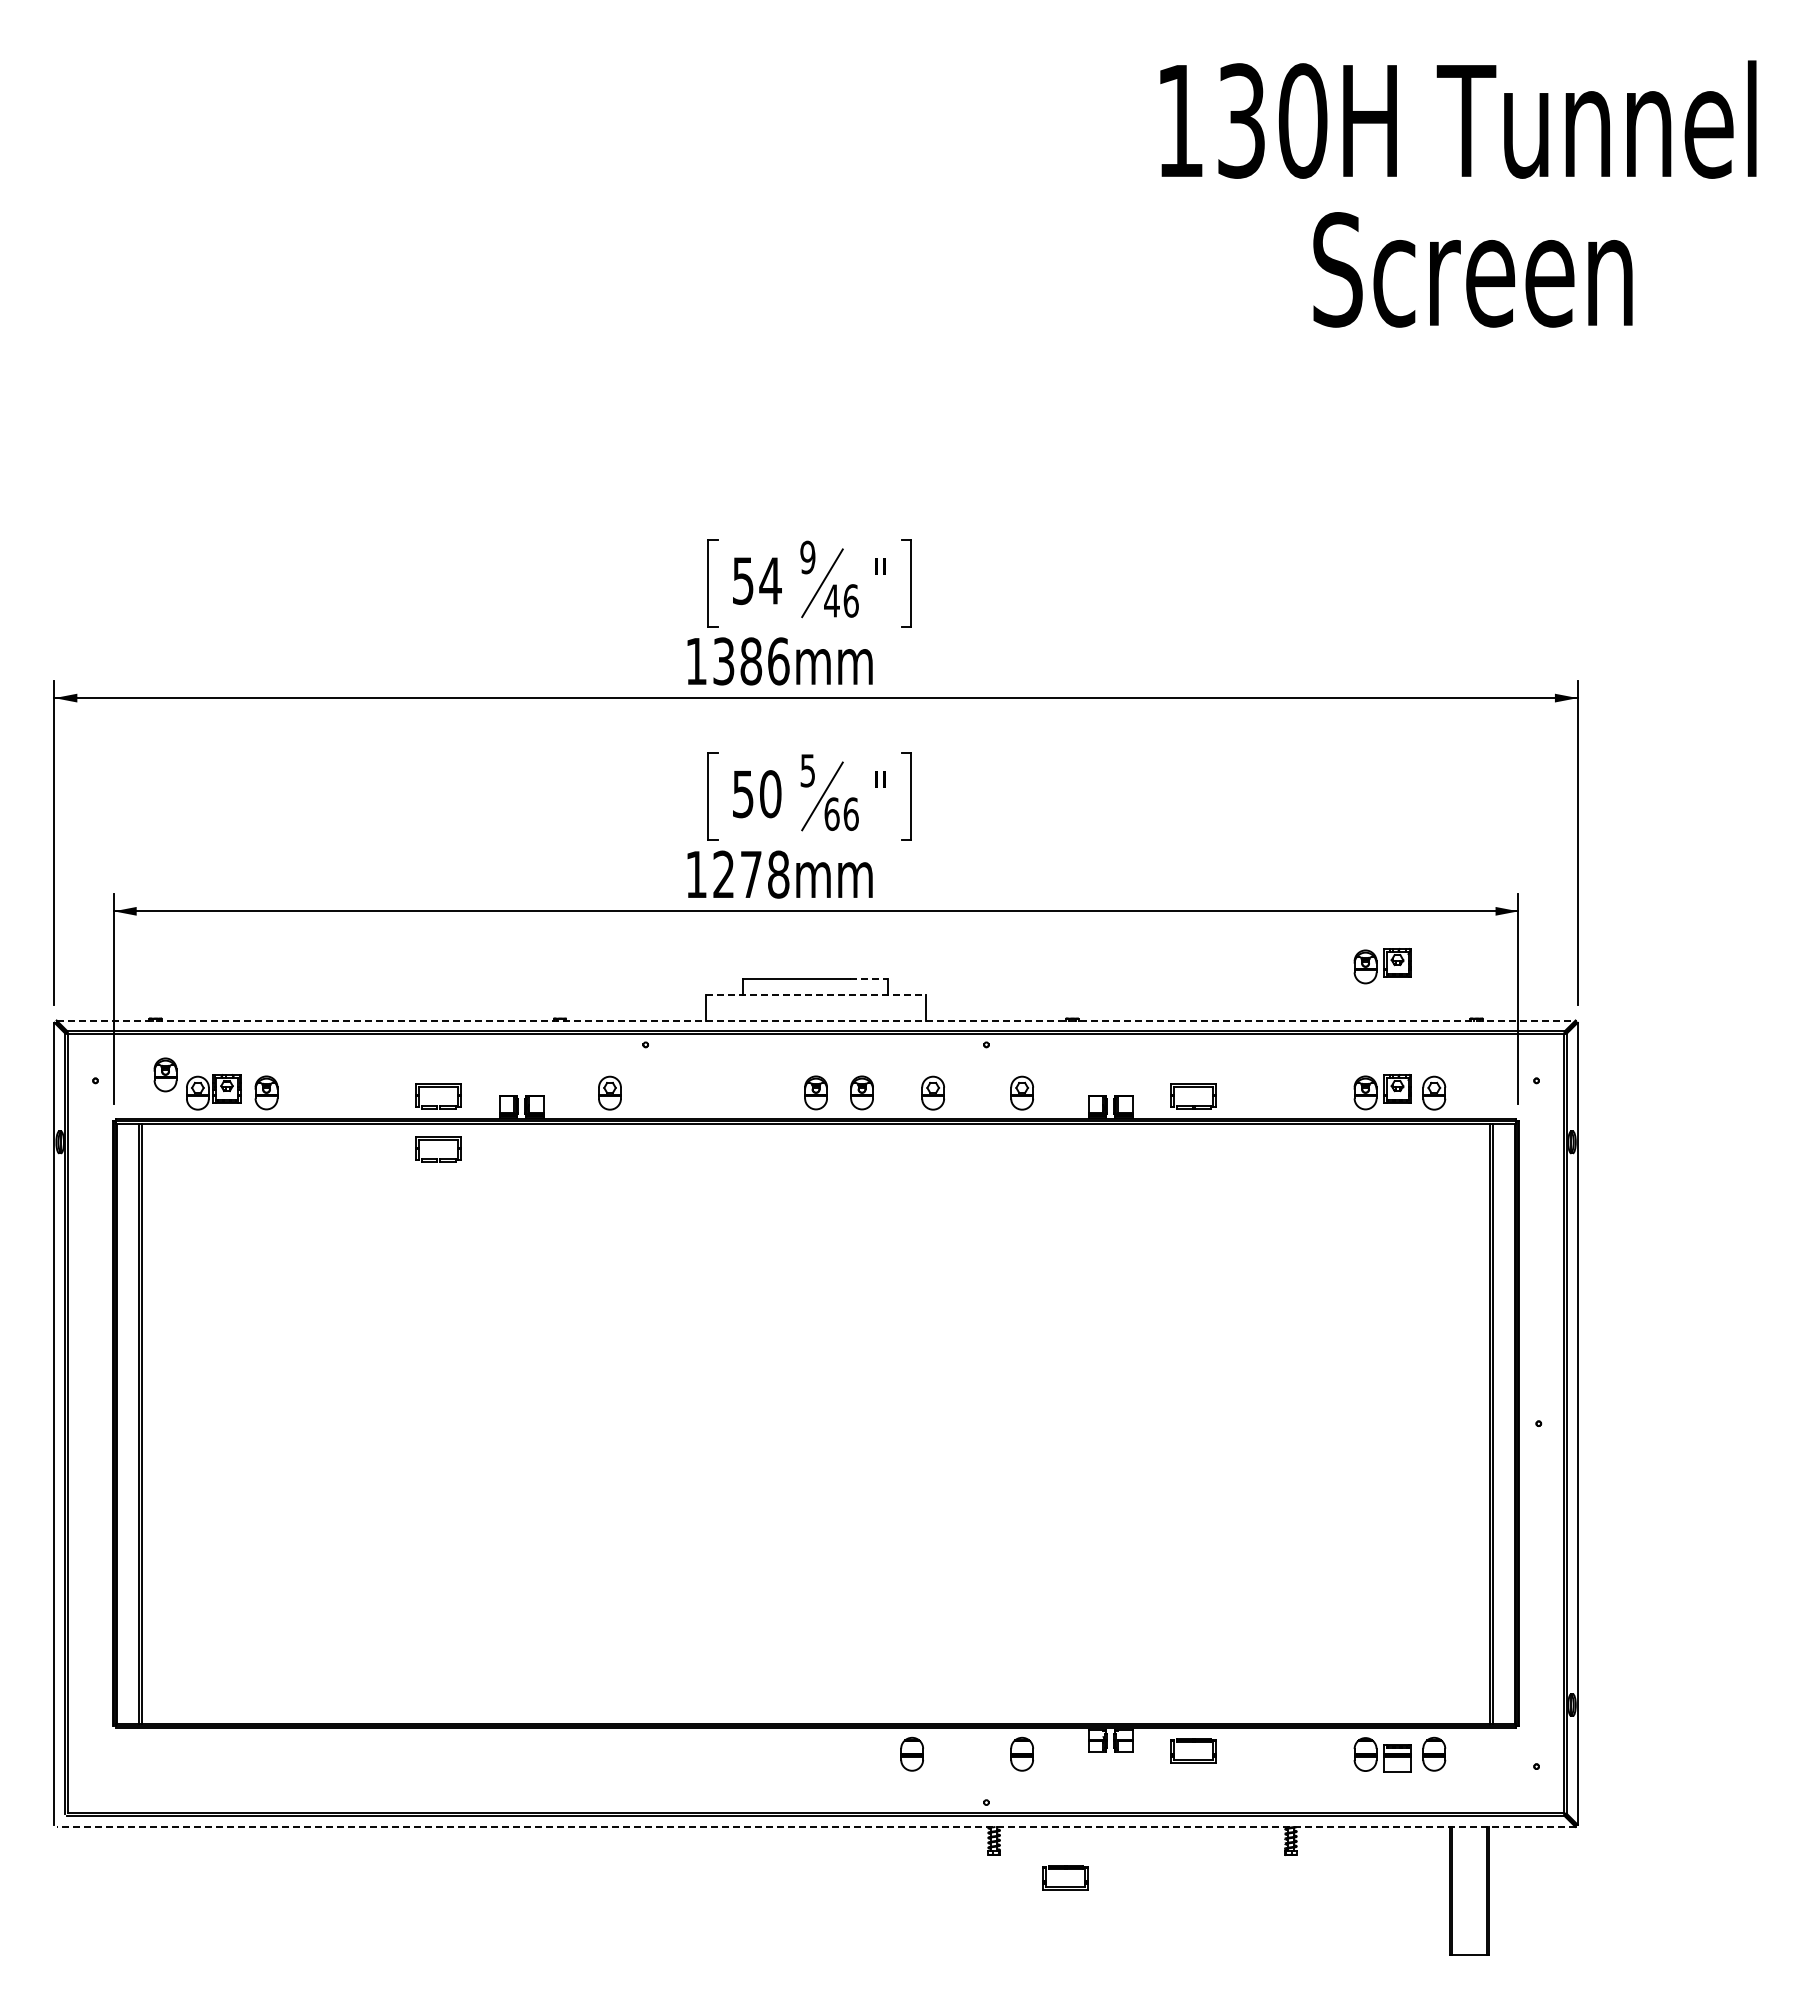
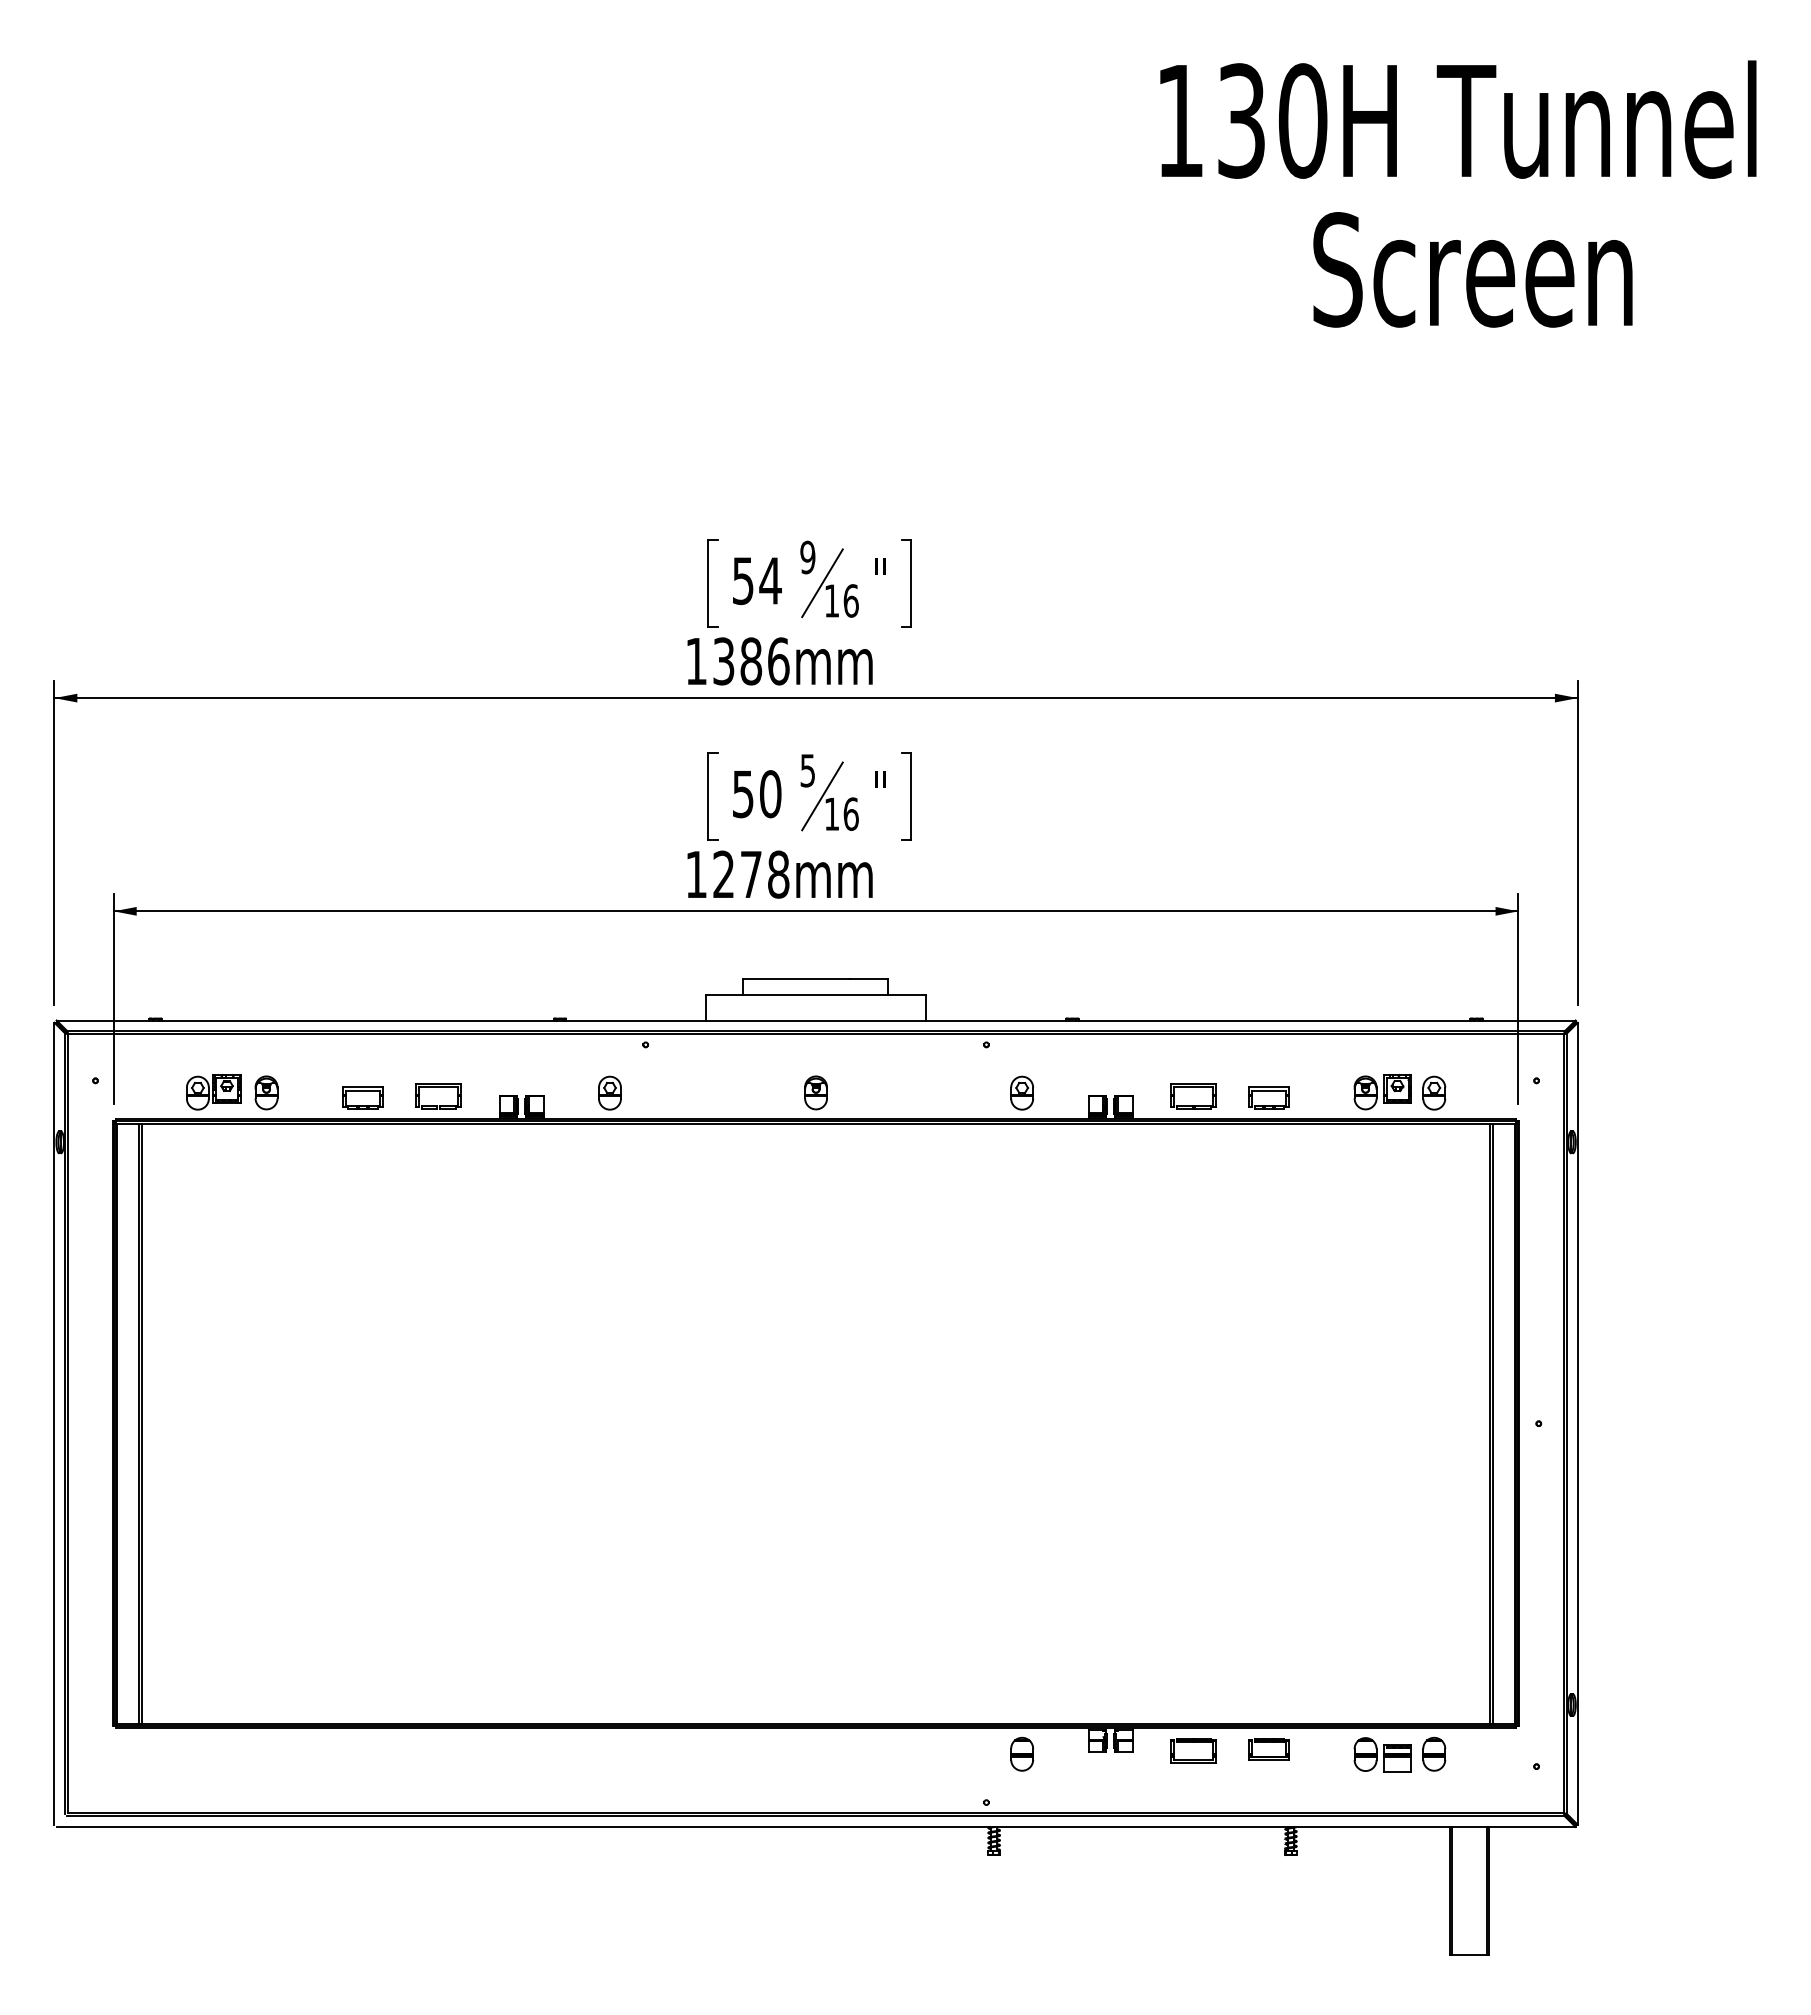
text: 46 -> 16 (831, 600)
text: 66 -> 16 (831, 813)
part: present -> none (1382, 966)
line: dashed -> solid (869, 979)
line: dashed -> solid (816, 994)
line: dashed -> solid (816, 1020)
part: present -> none (165, 1074)
part: present -> none (861, 1092)
part: present -> none (932, 1092)
part: none -> present (362, 1097)
part: none -> present (1268, 1097)
part: present -> none (438, 1140)
part: none -> present (1268, 1742)
part: present -> none (911, 1753)
line: dashed -> solid (815, 1826)
part: present -> none (1065, 1869)
